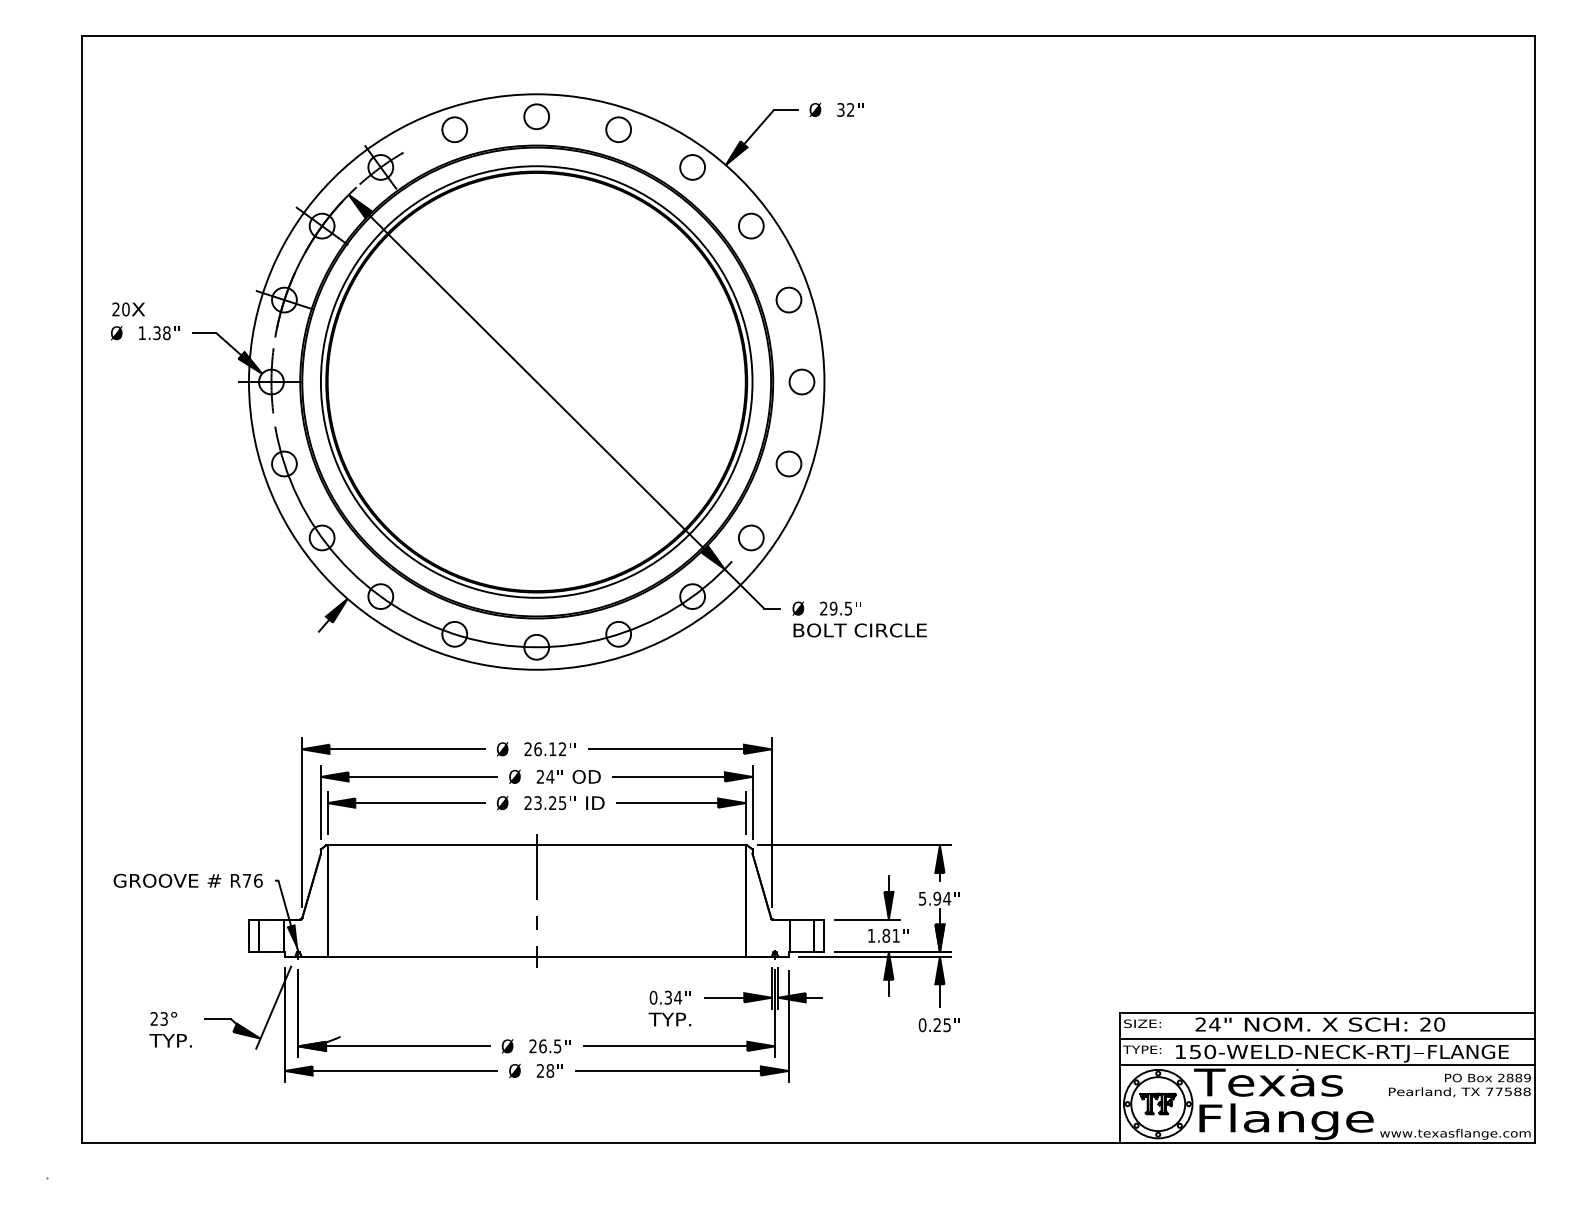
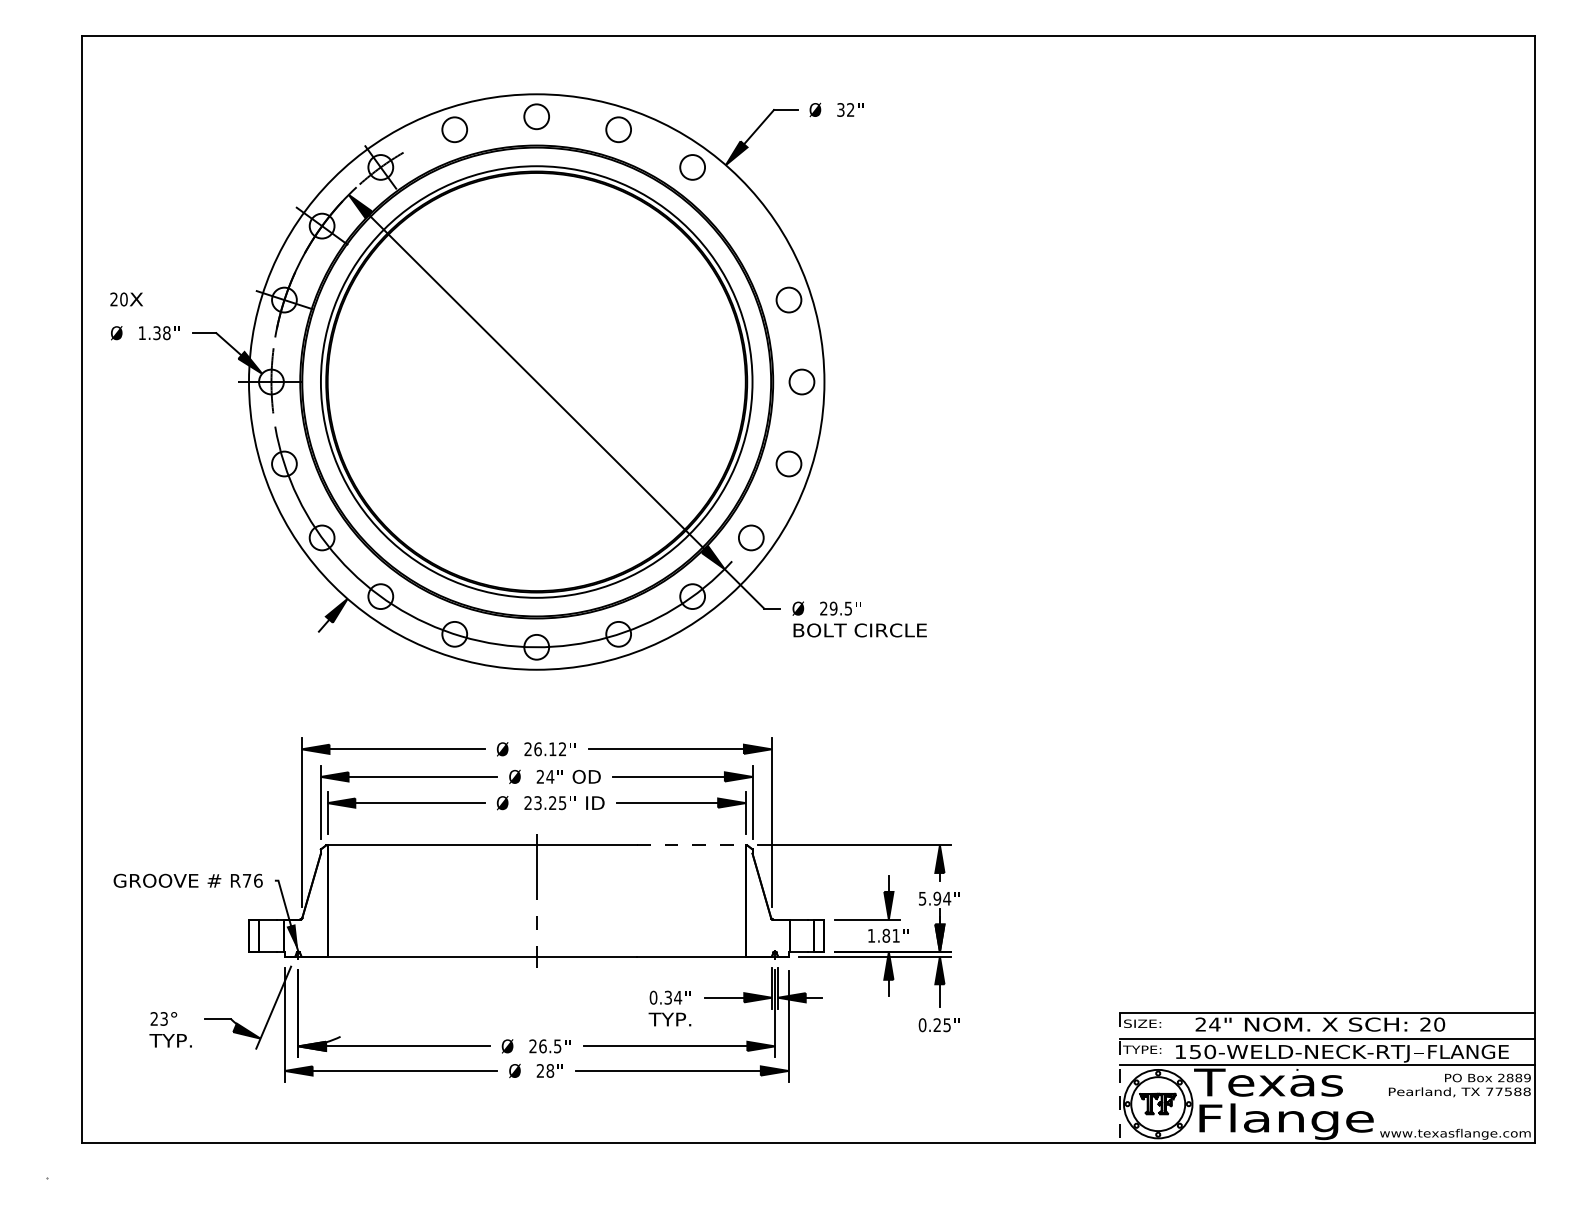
circle: present -> none (751, 225)
text position: (128, 309) -> (126, 299) (126, 299)
line: solid -> dashed (691, 845)
line: solid -> dashed (1119, 1078)
